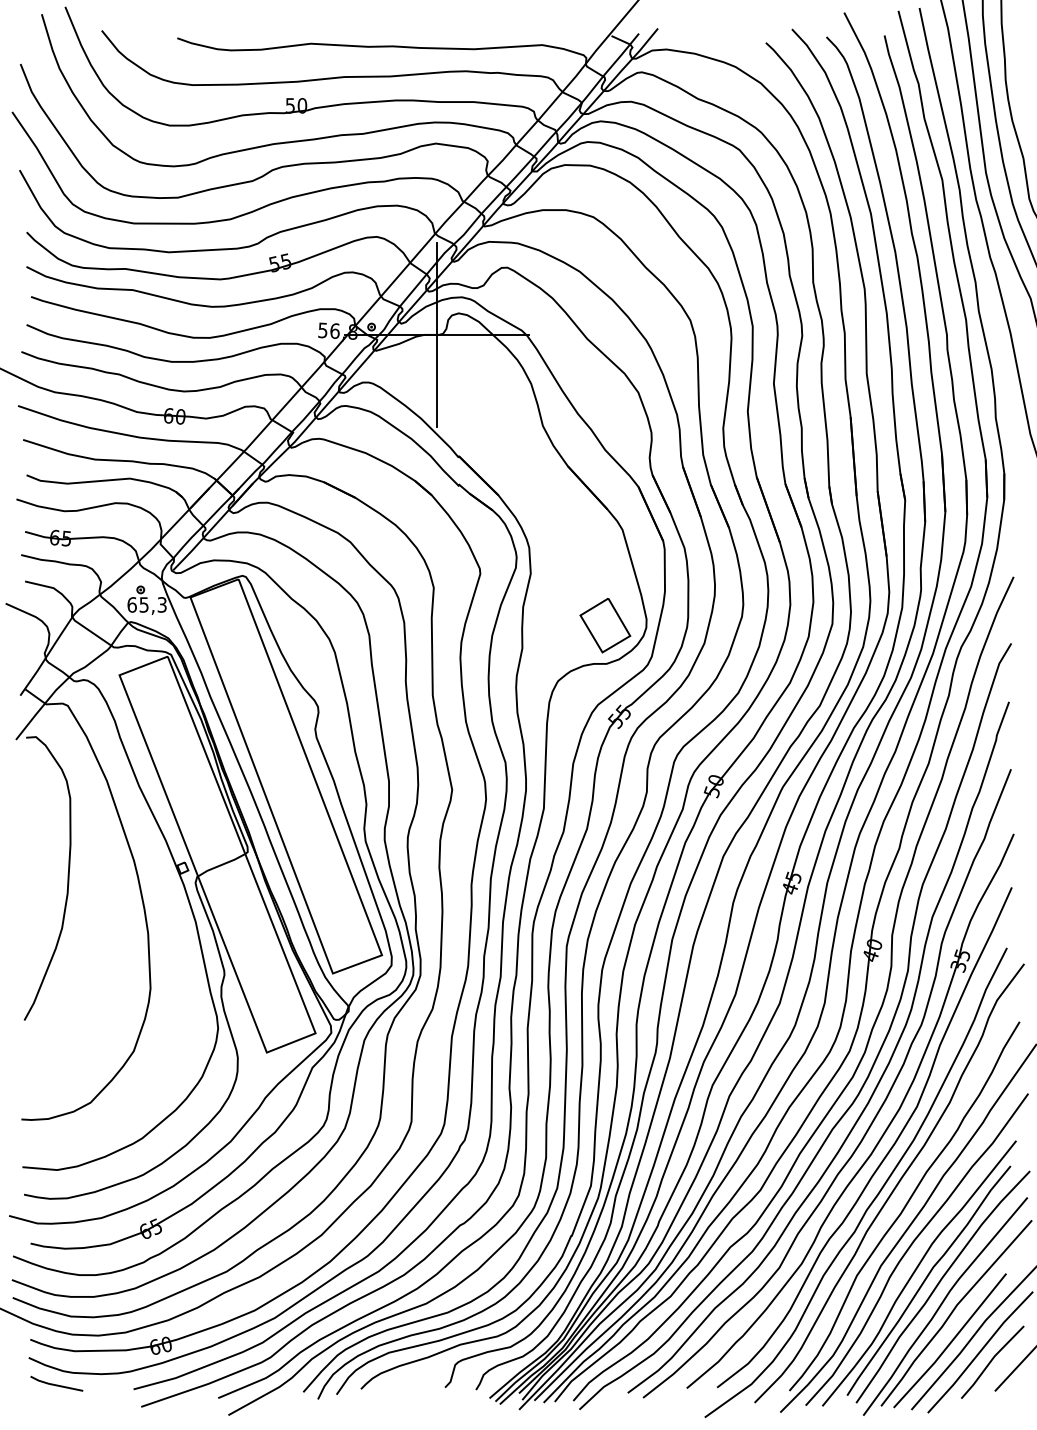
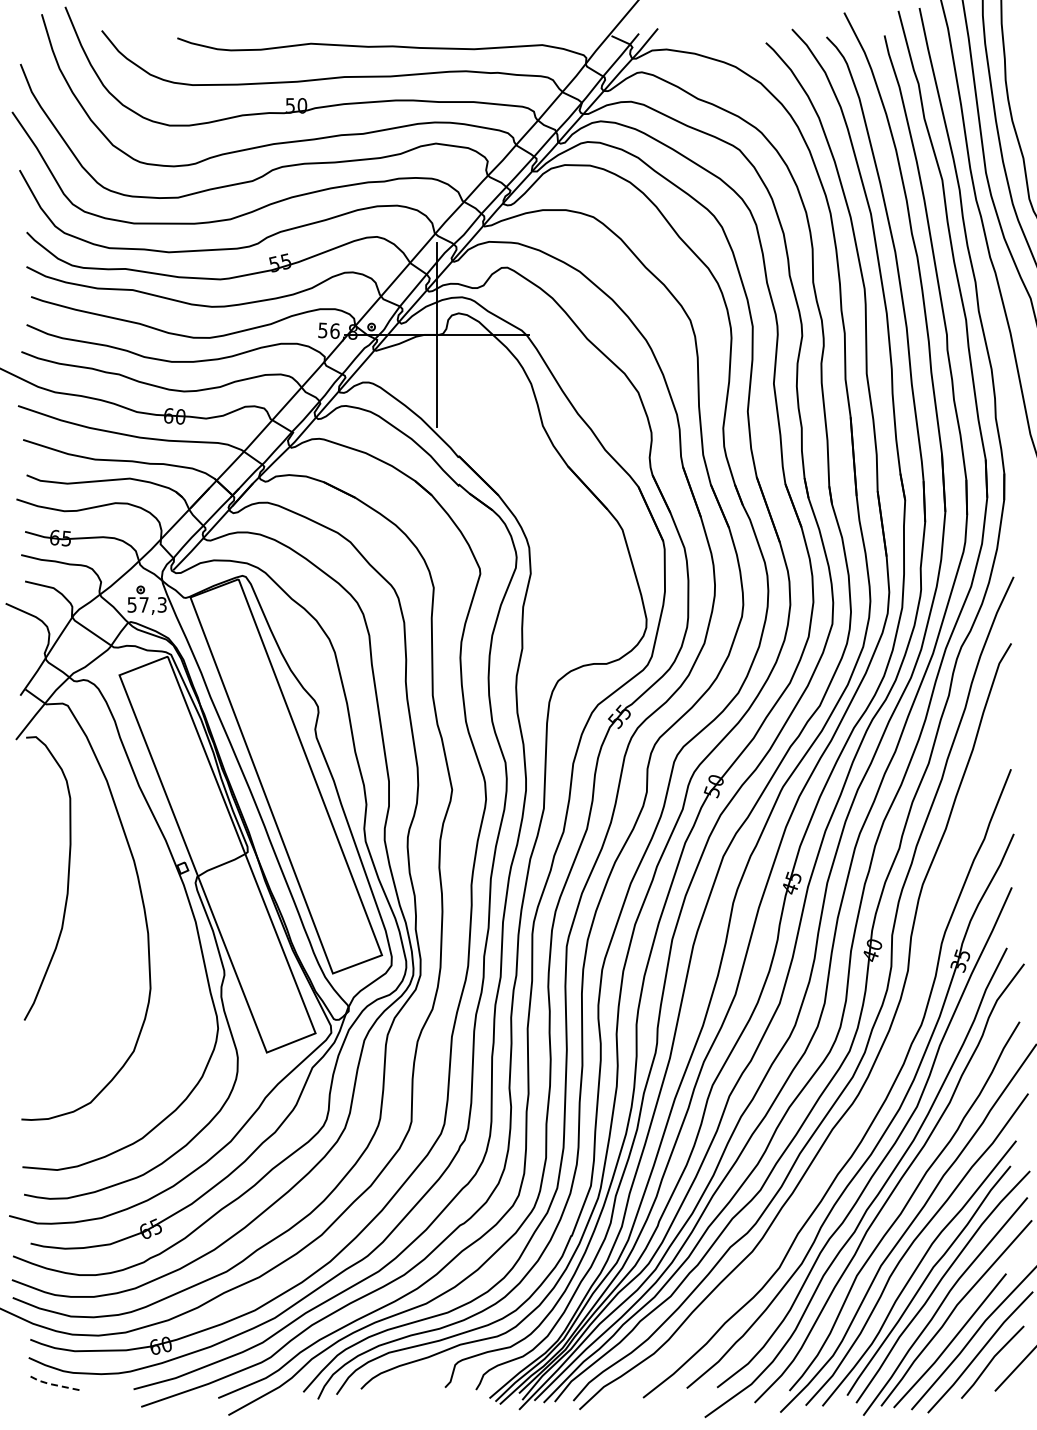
text: 65,3 -> 57,3 (137, 604)
part: present -> none (605, 625)
curve: present -> none (877, 1082)
line: solid -> dashed (55, 1385)
